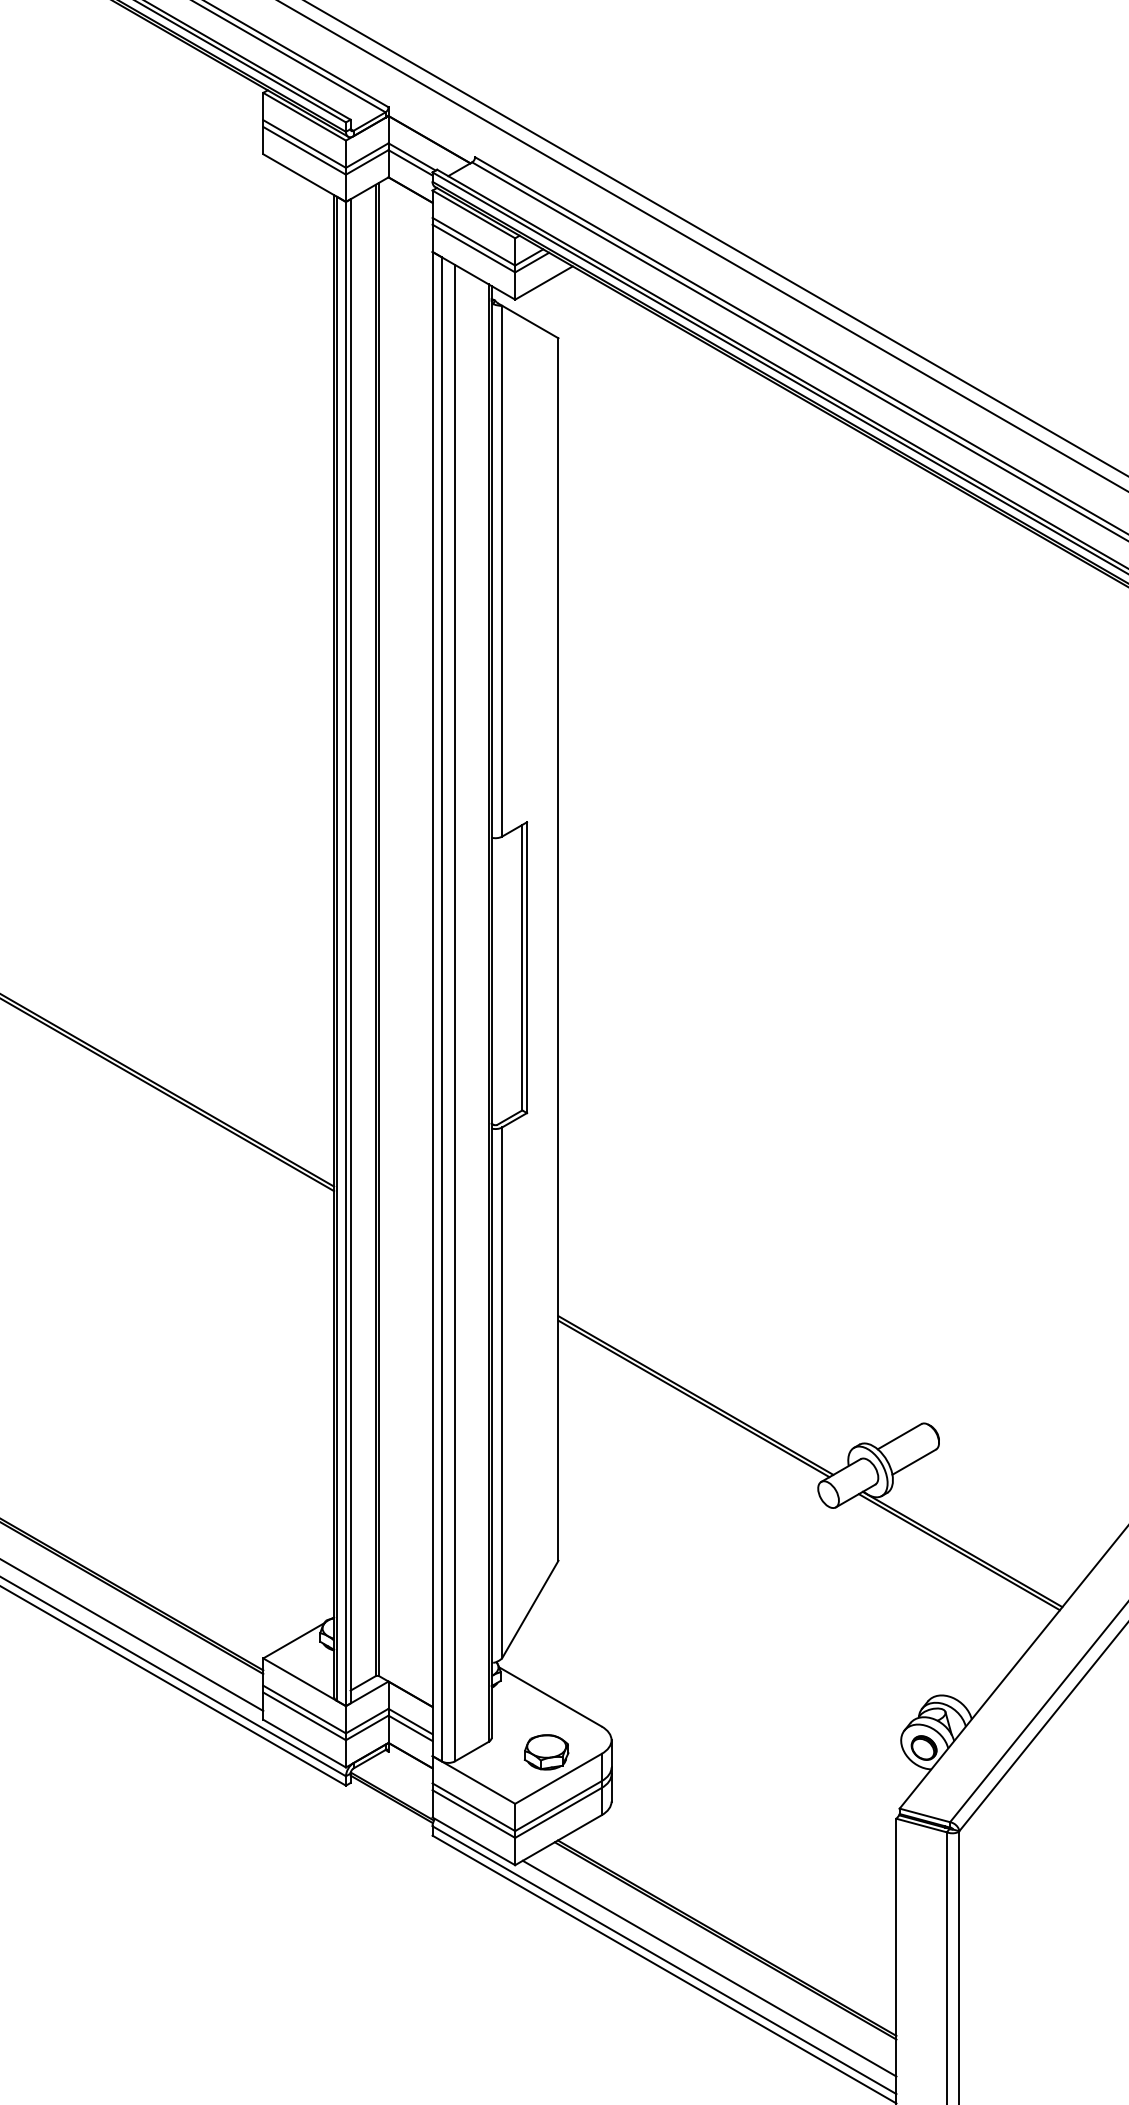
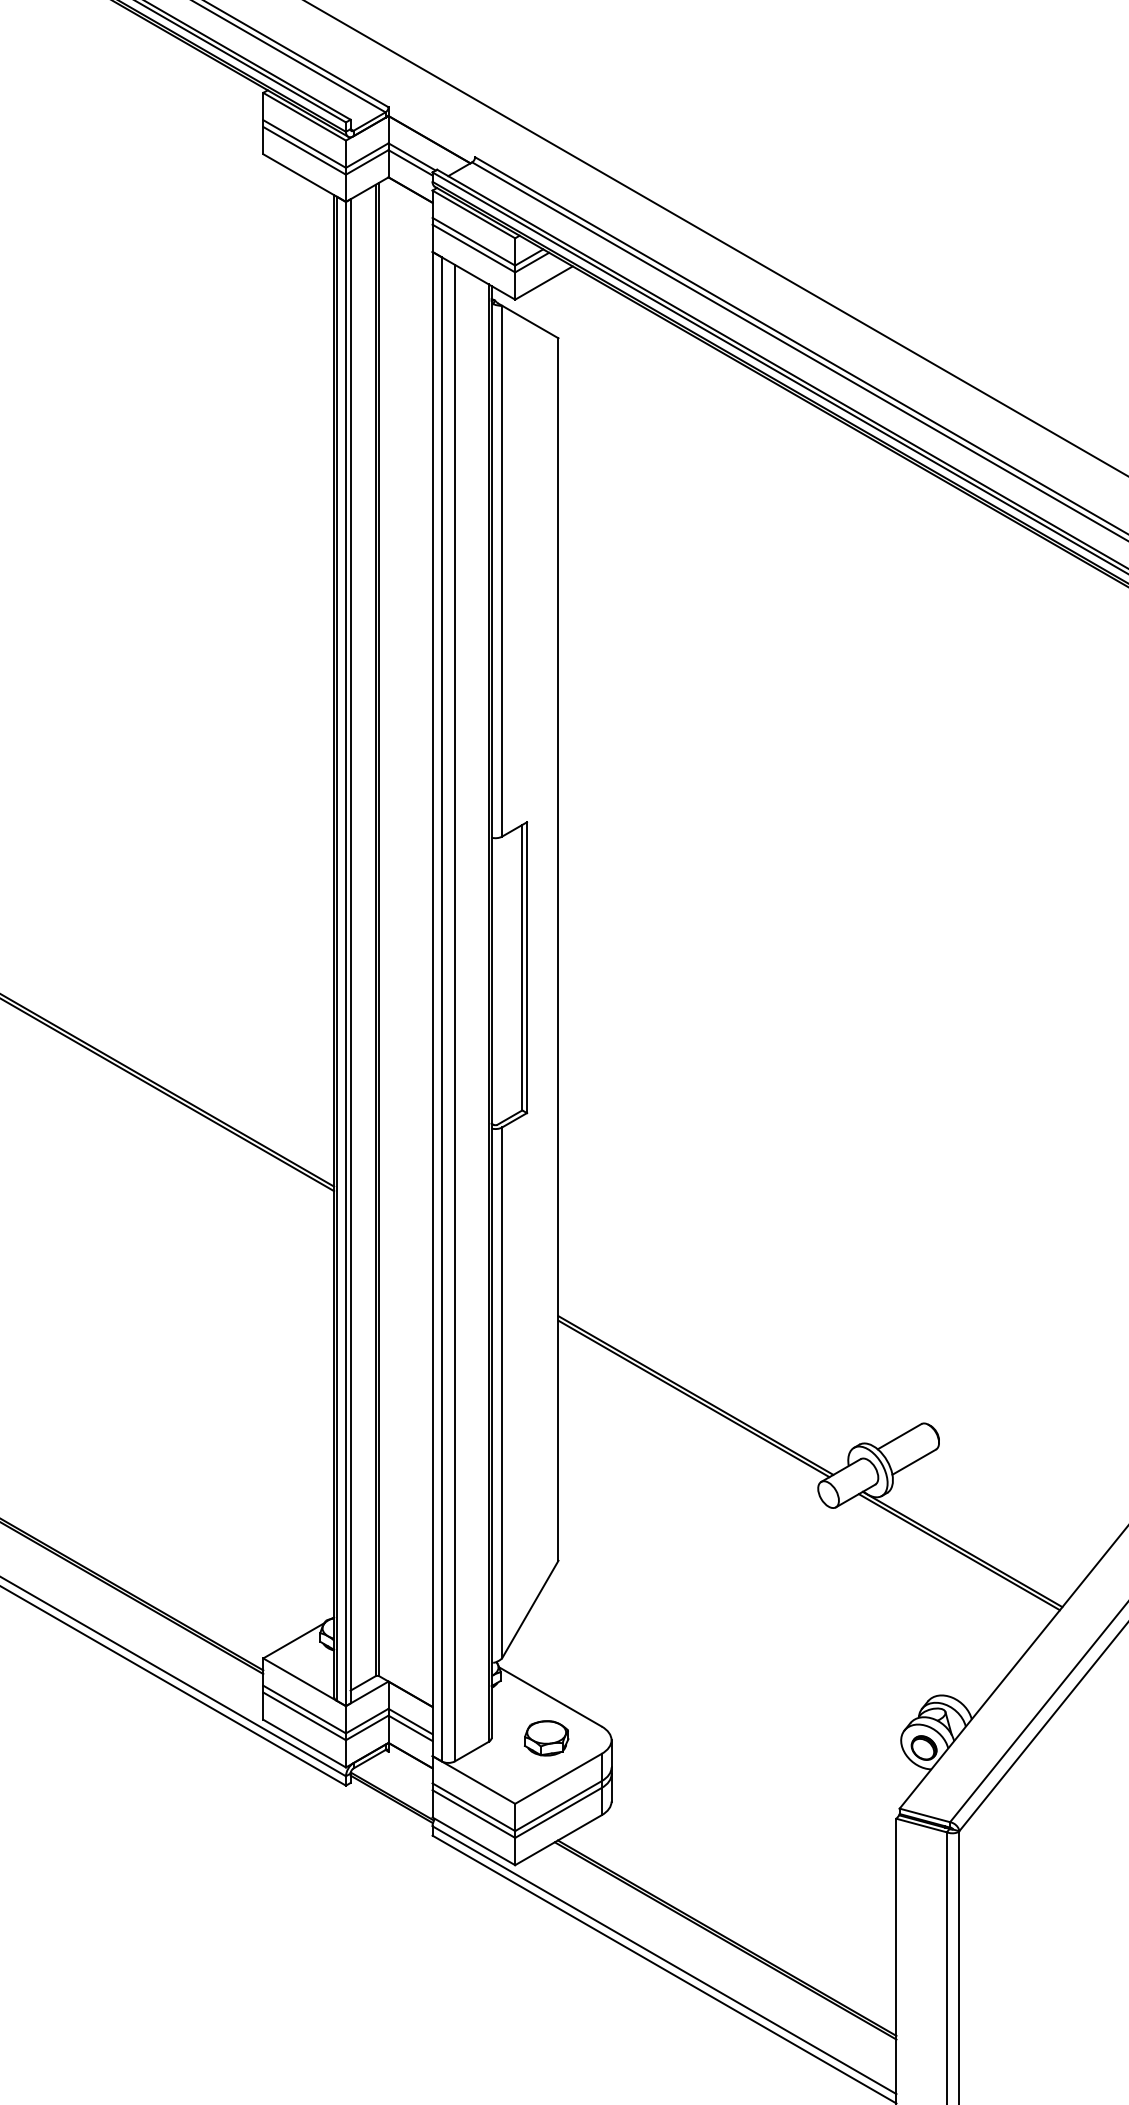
line: present -> none (702, 245)
line: present -> none (132, 1635)
part position: (546, 1752) -> (546, 1738) (546, 1738)
line: present -> none (709, 1968)
